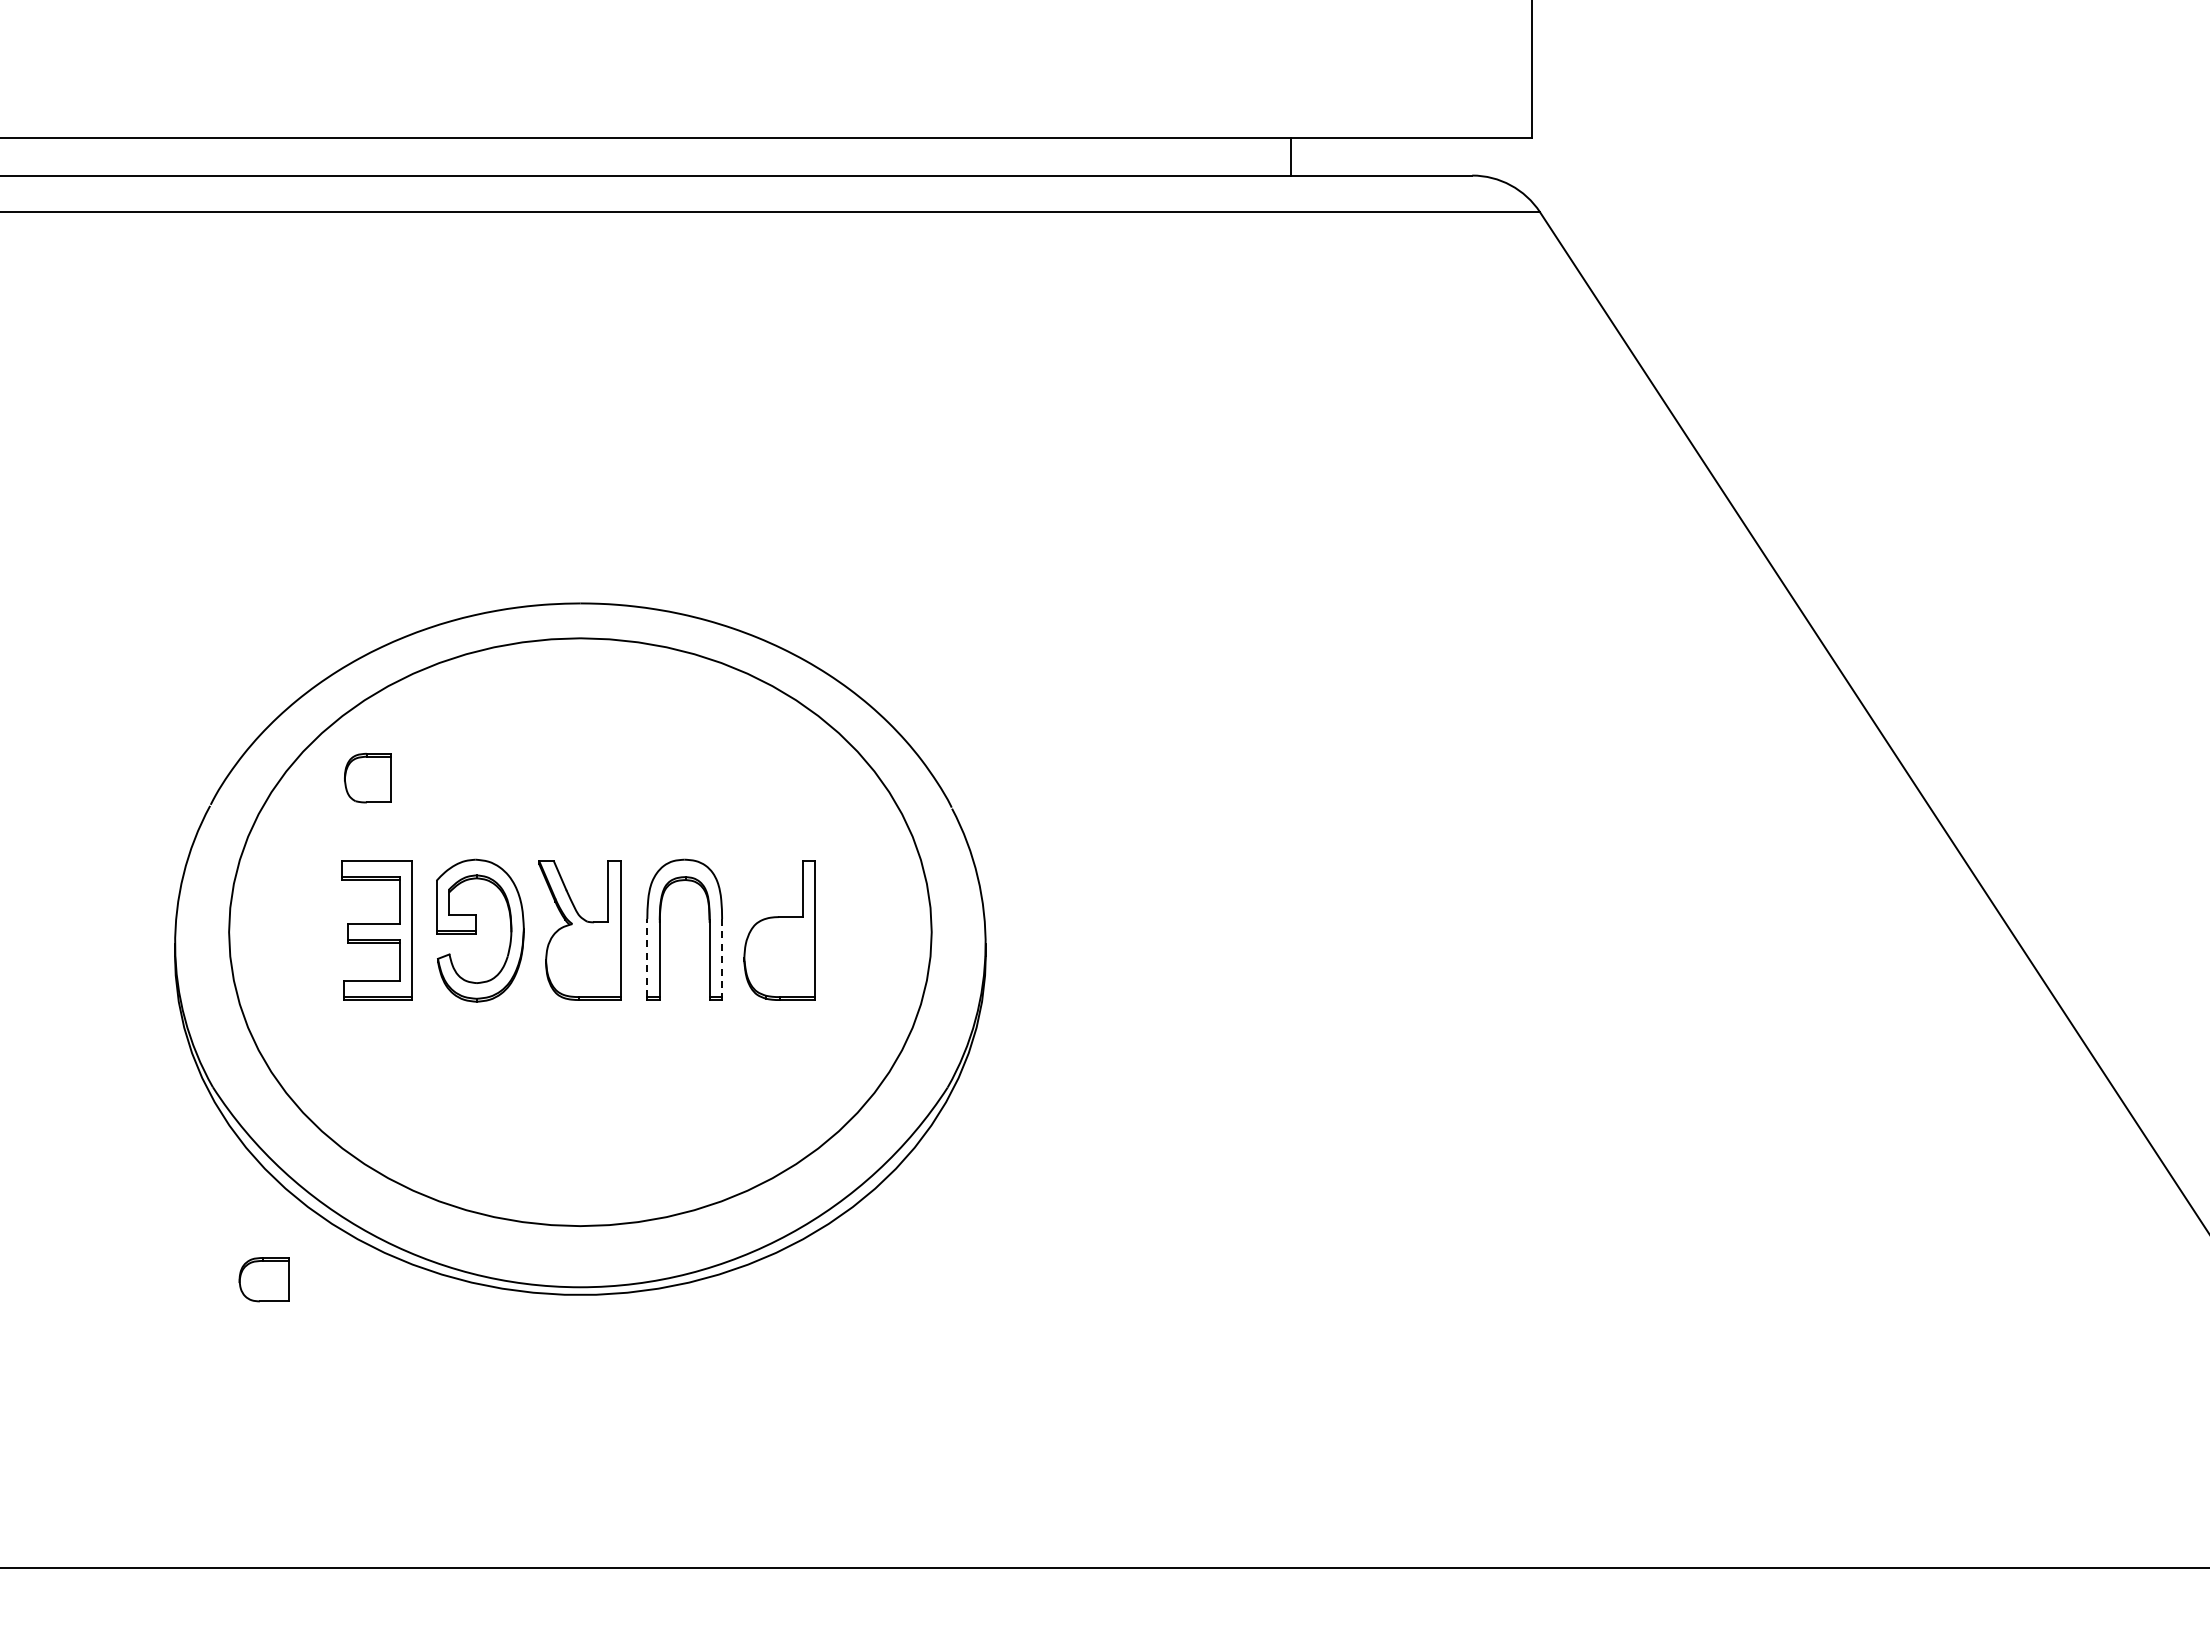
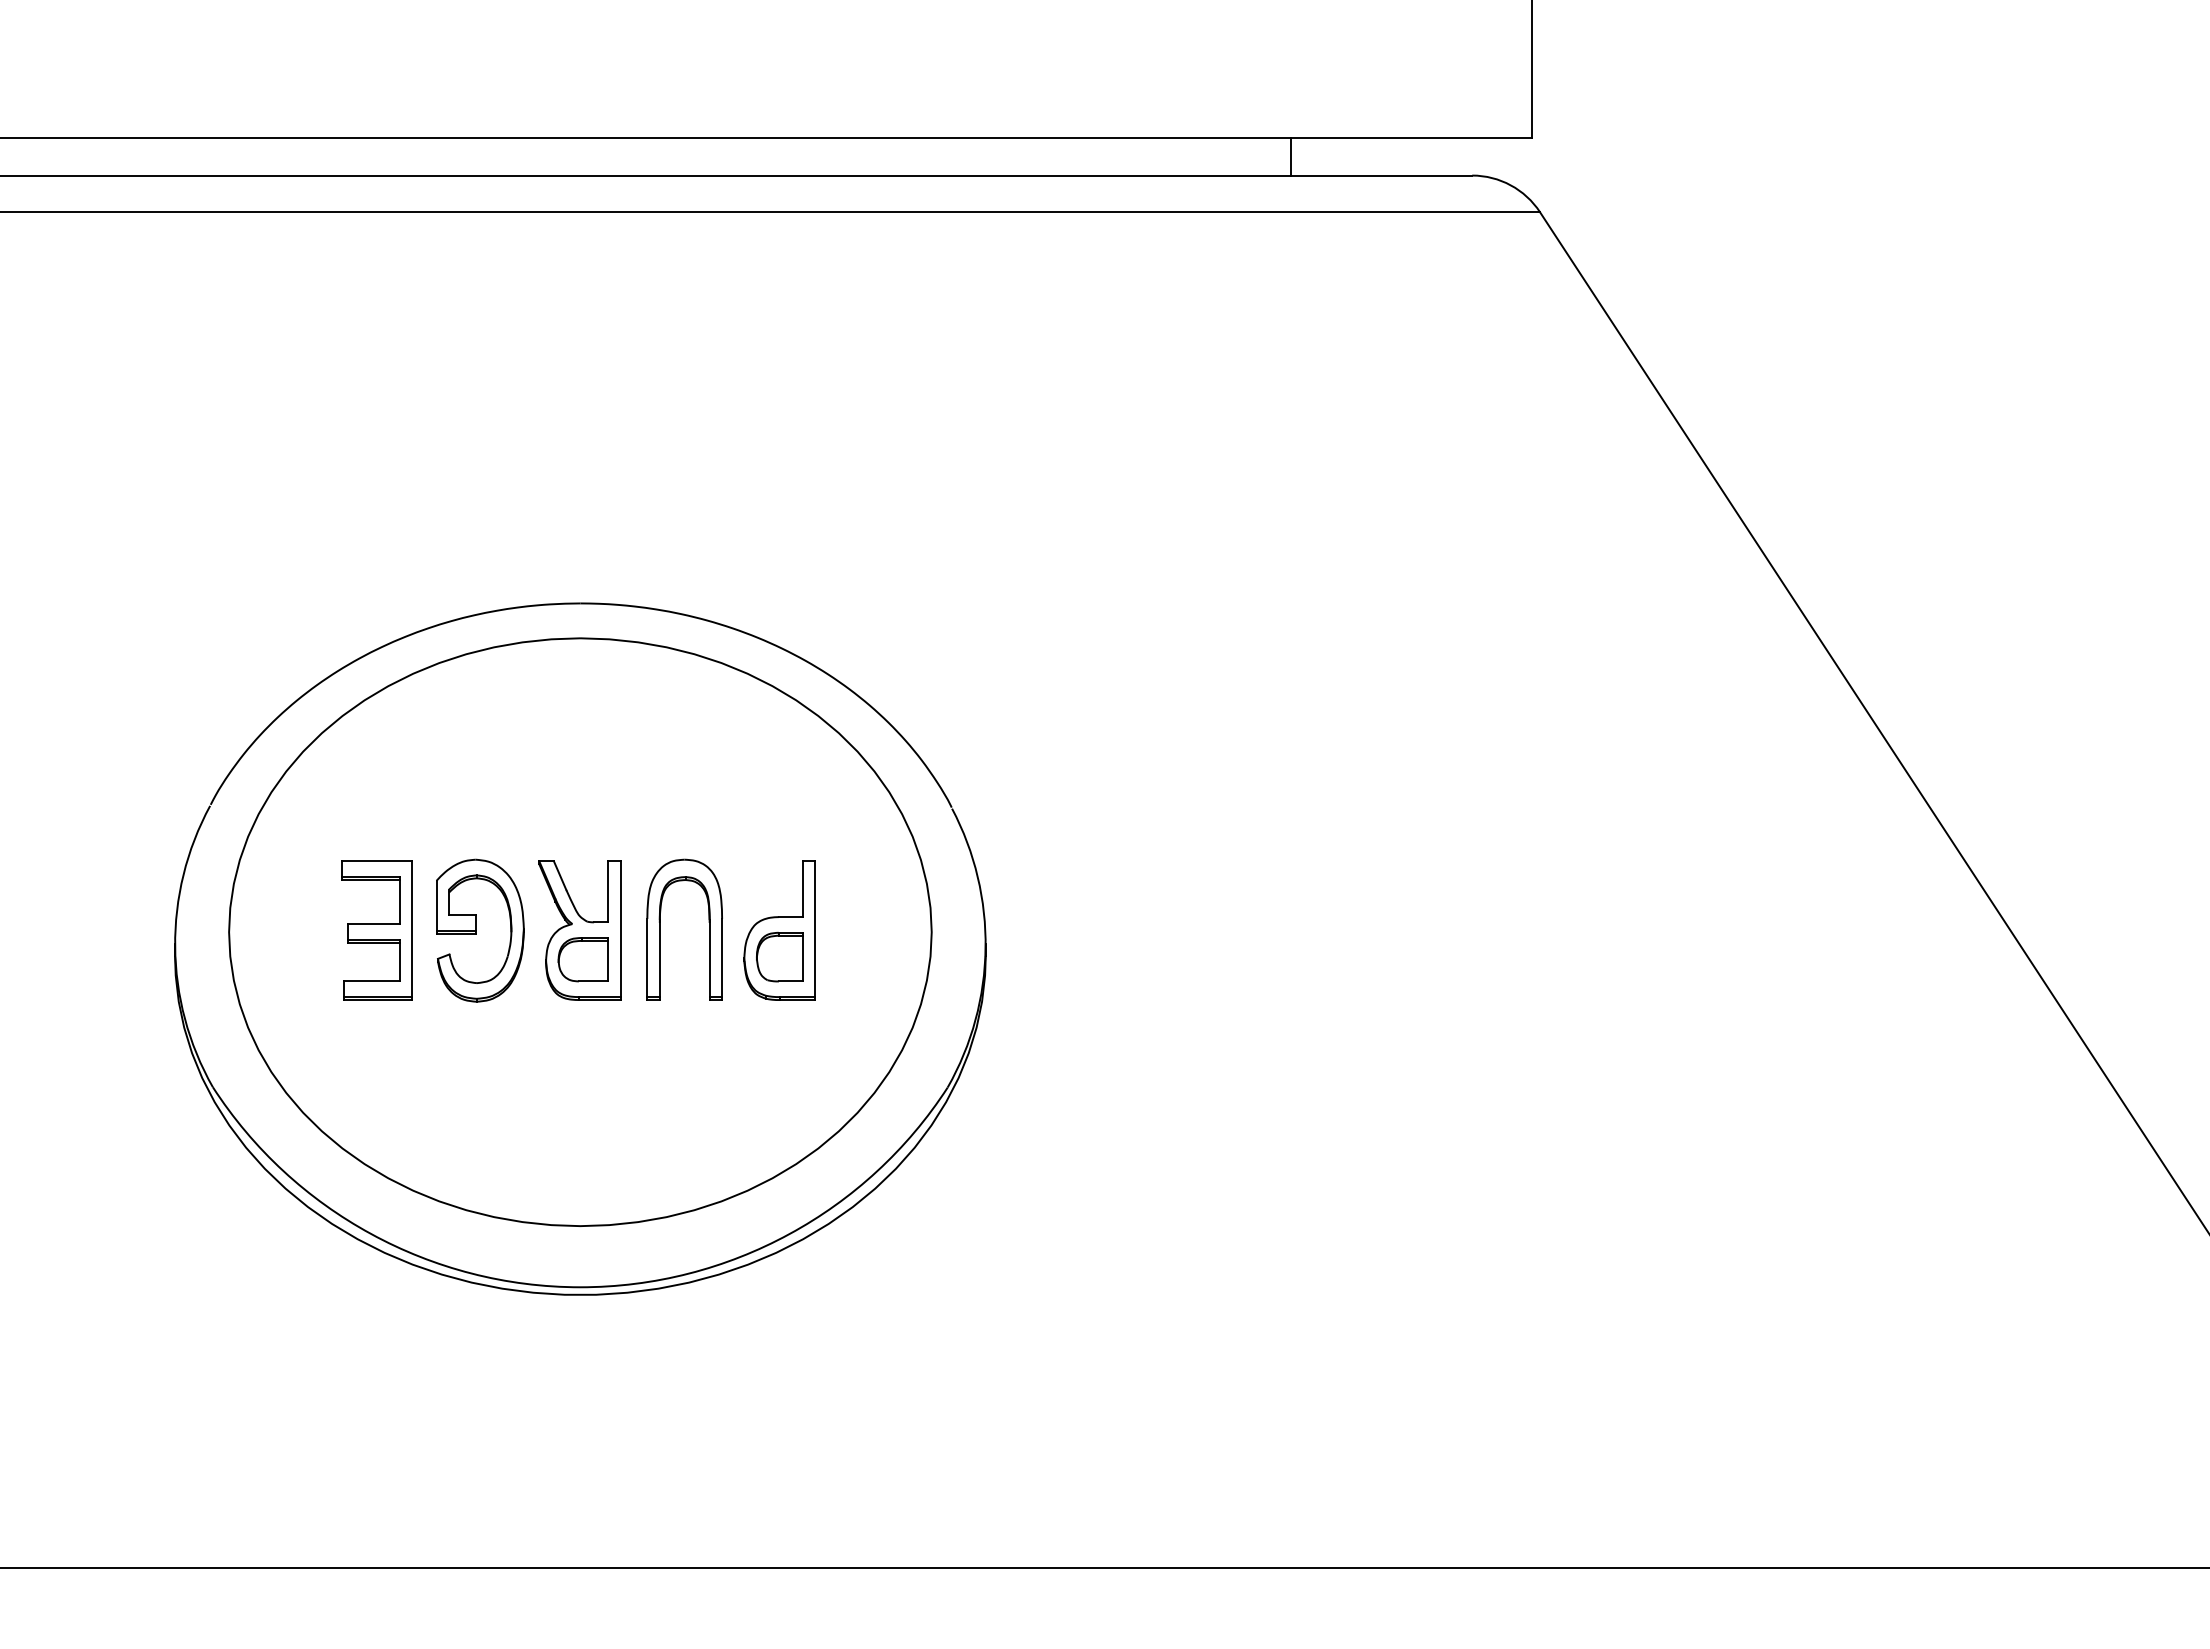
part position: (367, 777) -> (779, 956) (779, 956)
line: dashed -> solid (647, 957)
line: dashed -> solid (722, 958)
part position: (263, 1279) -> (582, 959) (582, 959)
